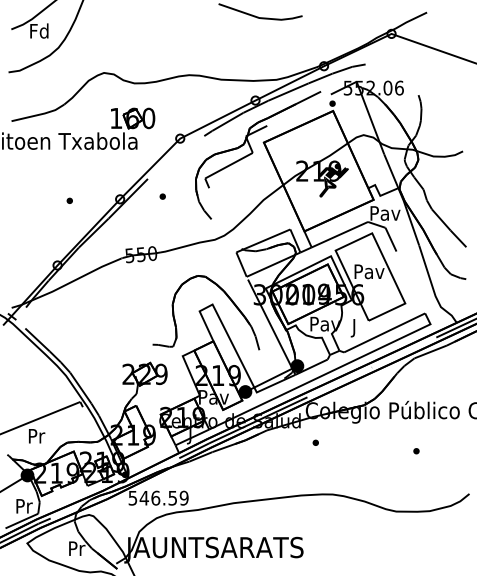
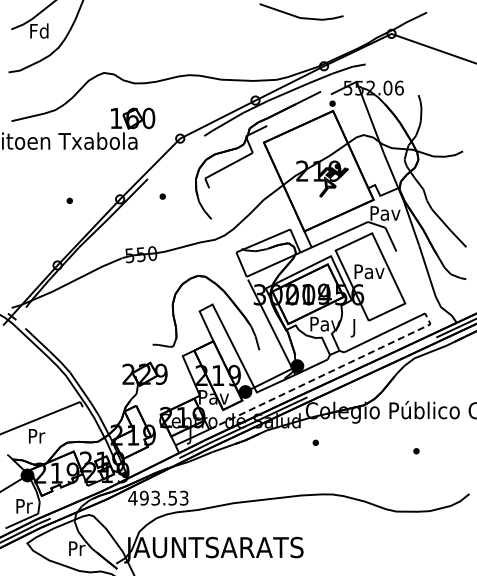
line position: (258, 16) -> (299, 16) (299, 16)
line: solid -> dashed (326, 373)
text: 546.59 -> 493.53 (158, 497)
